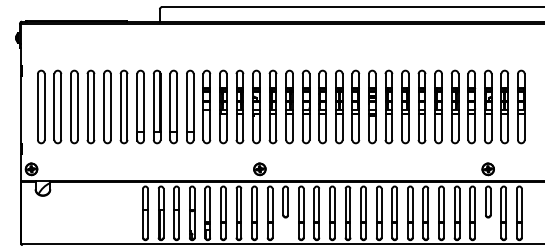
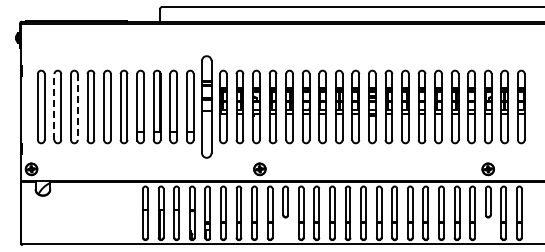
part size: 10x76 px -> 12x104 px (206, 106)
line: solid -> dashed (54, 107)
line: solid -> dashed (77, 107)
